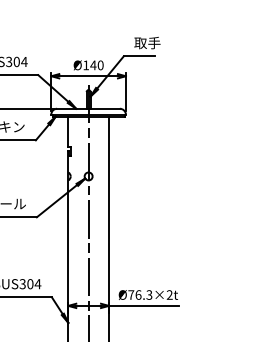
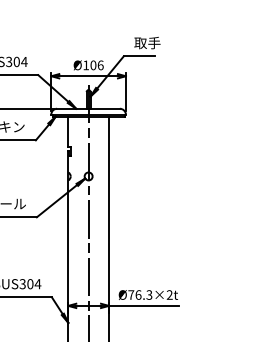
text: Ø140 -> Ø106 (96, 65)
